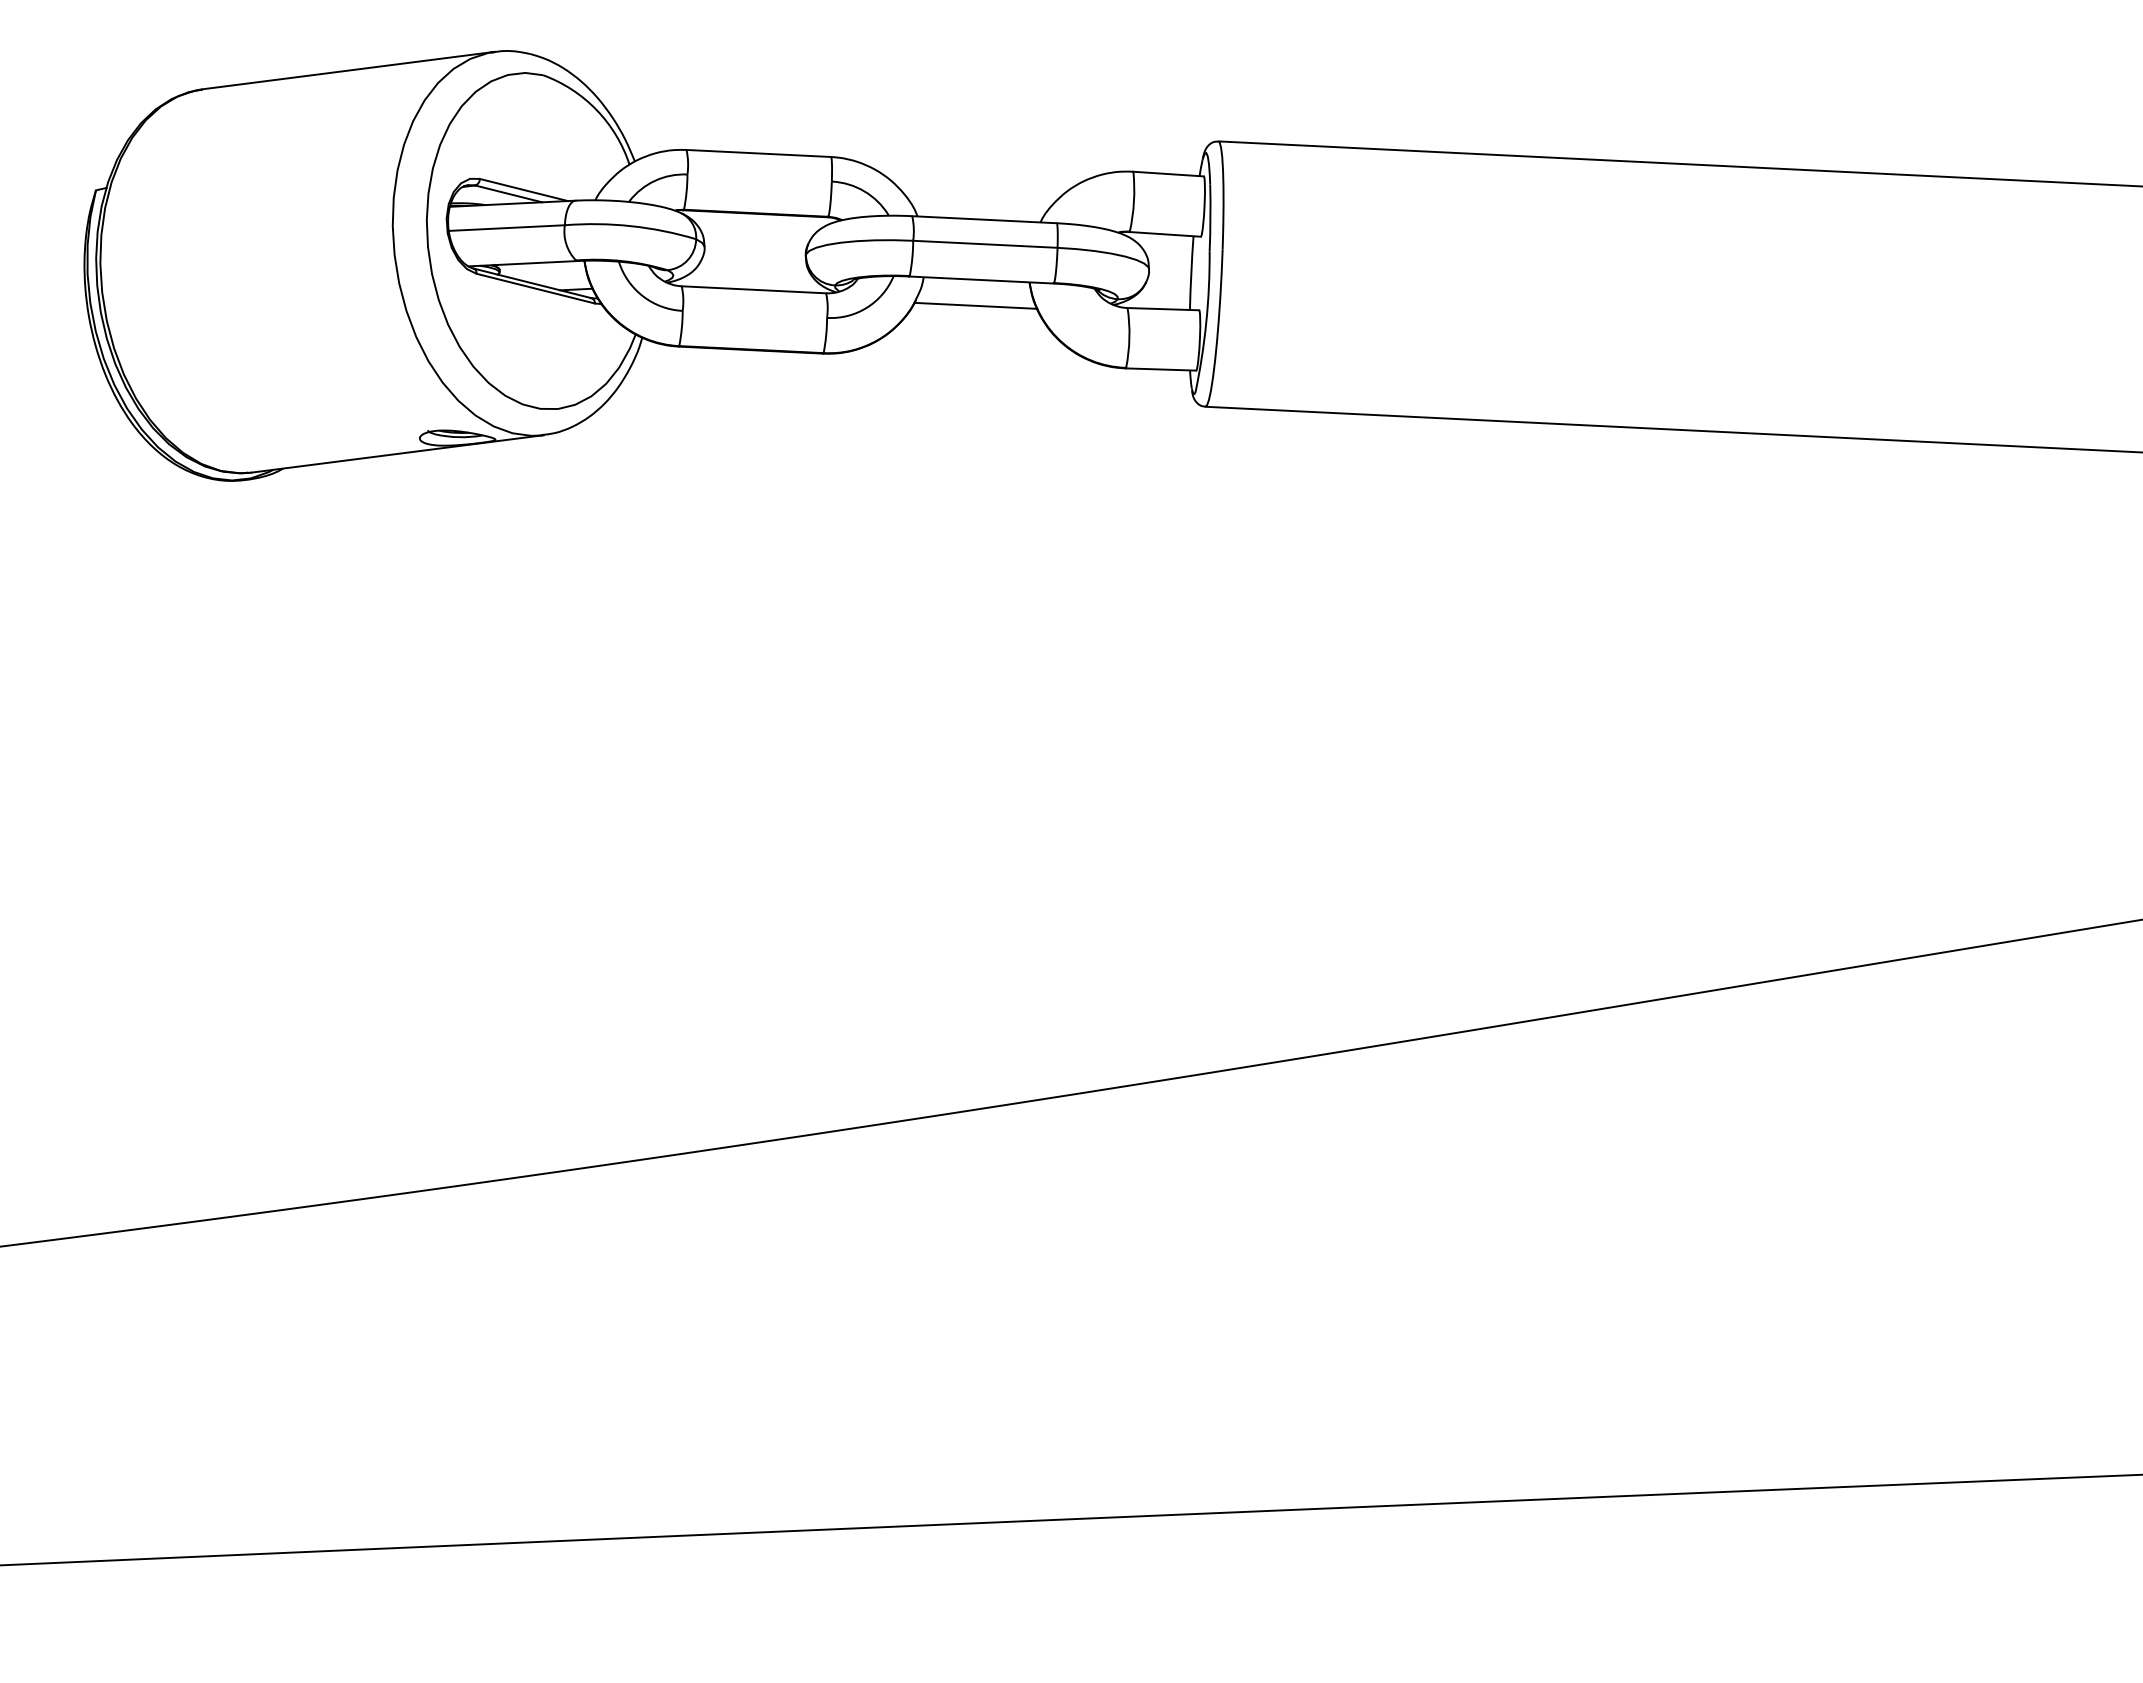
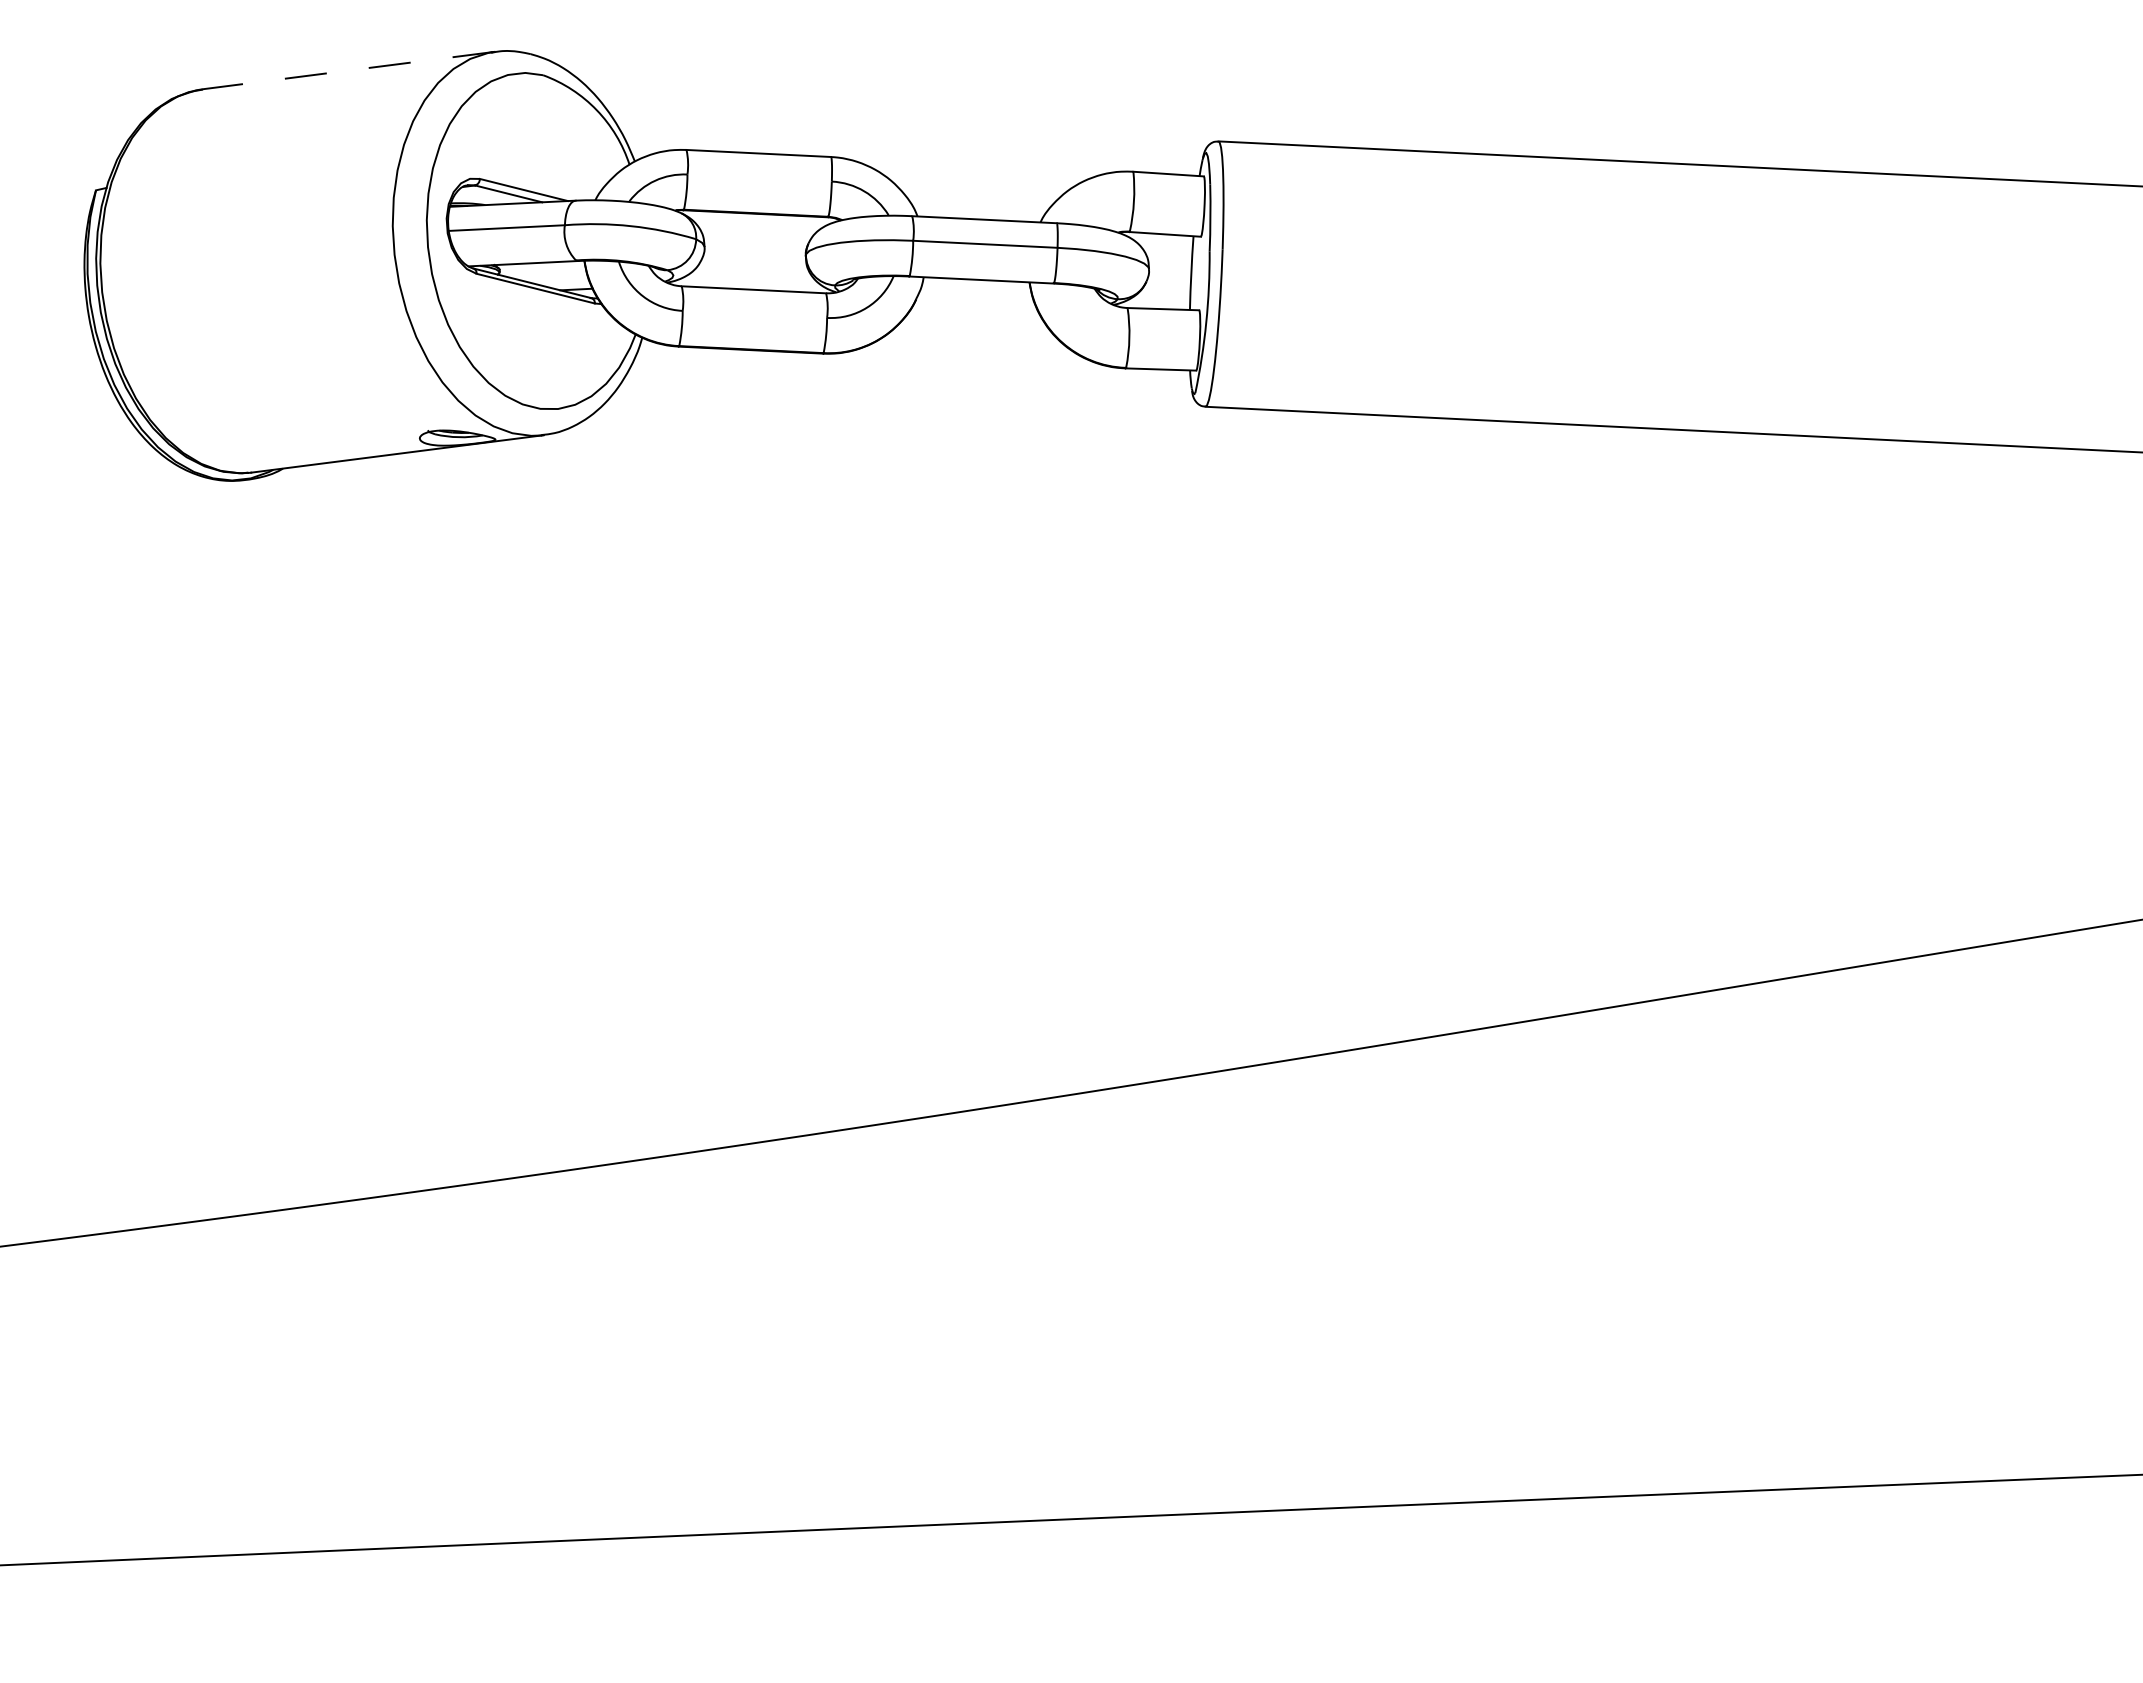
line: solid -> dashed (347, 70)
line: present -> none (975, 305)
